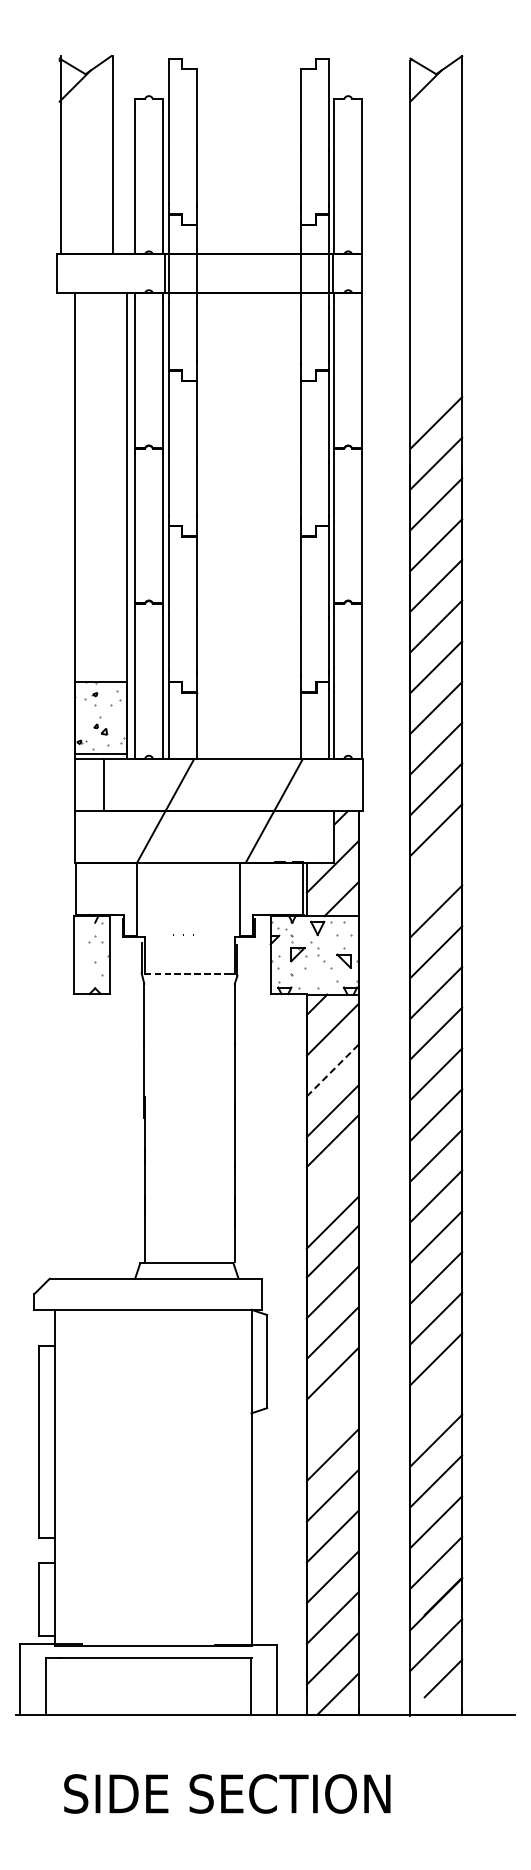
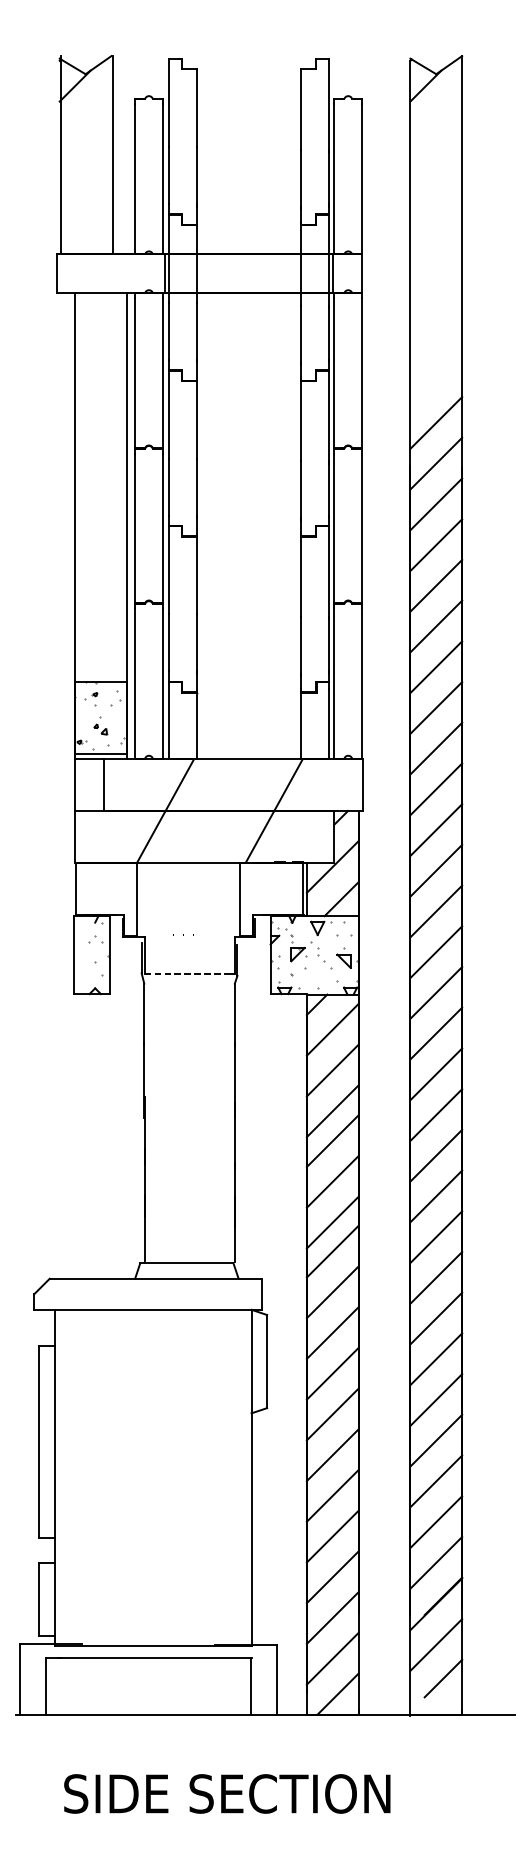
line: none -> present (436, 870)
line: dashed -> solid (332, 1070)
line: none -> present (332, 1181)
line: none -> present (436, 1399)
line: none -> present (332, 1414)
